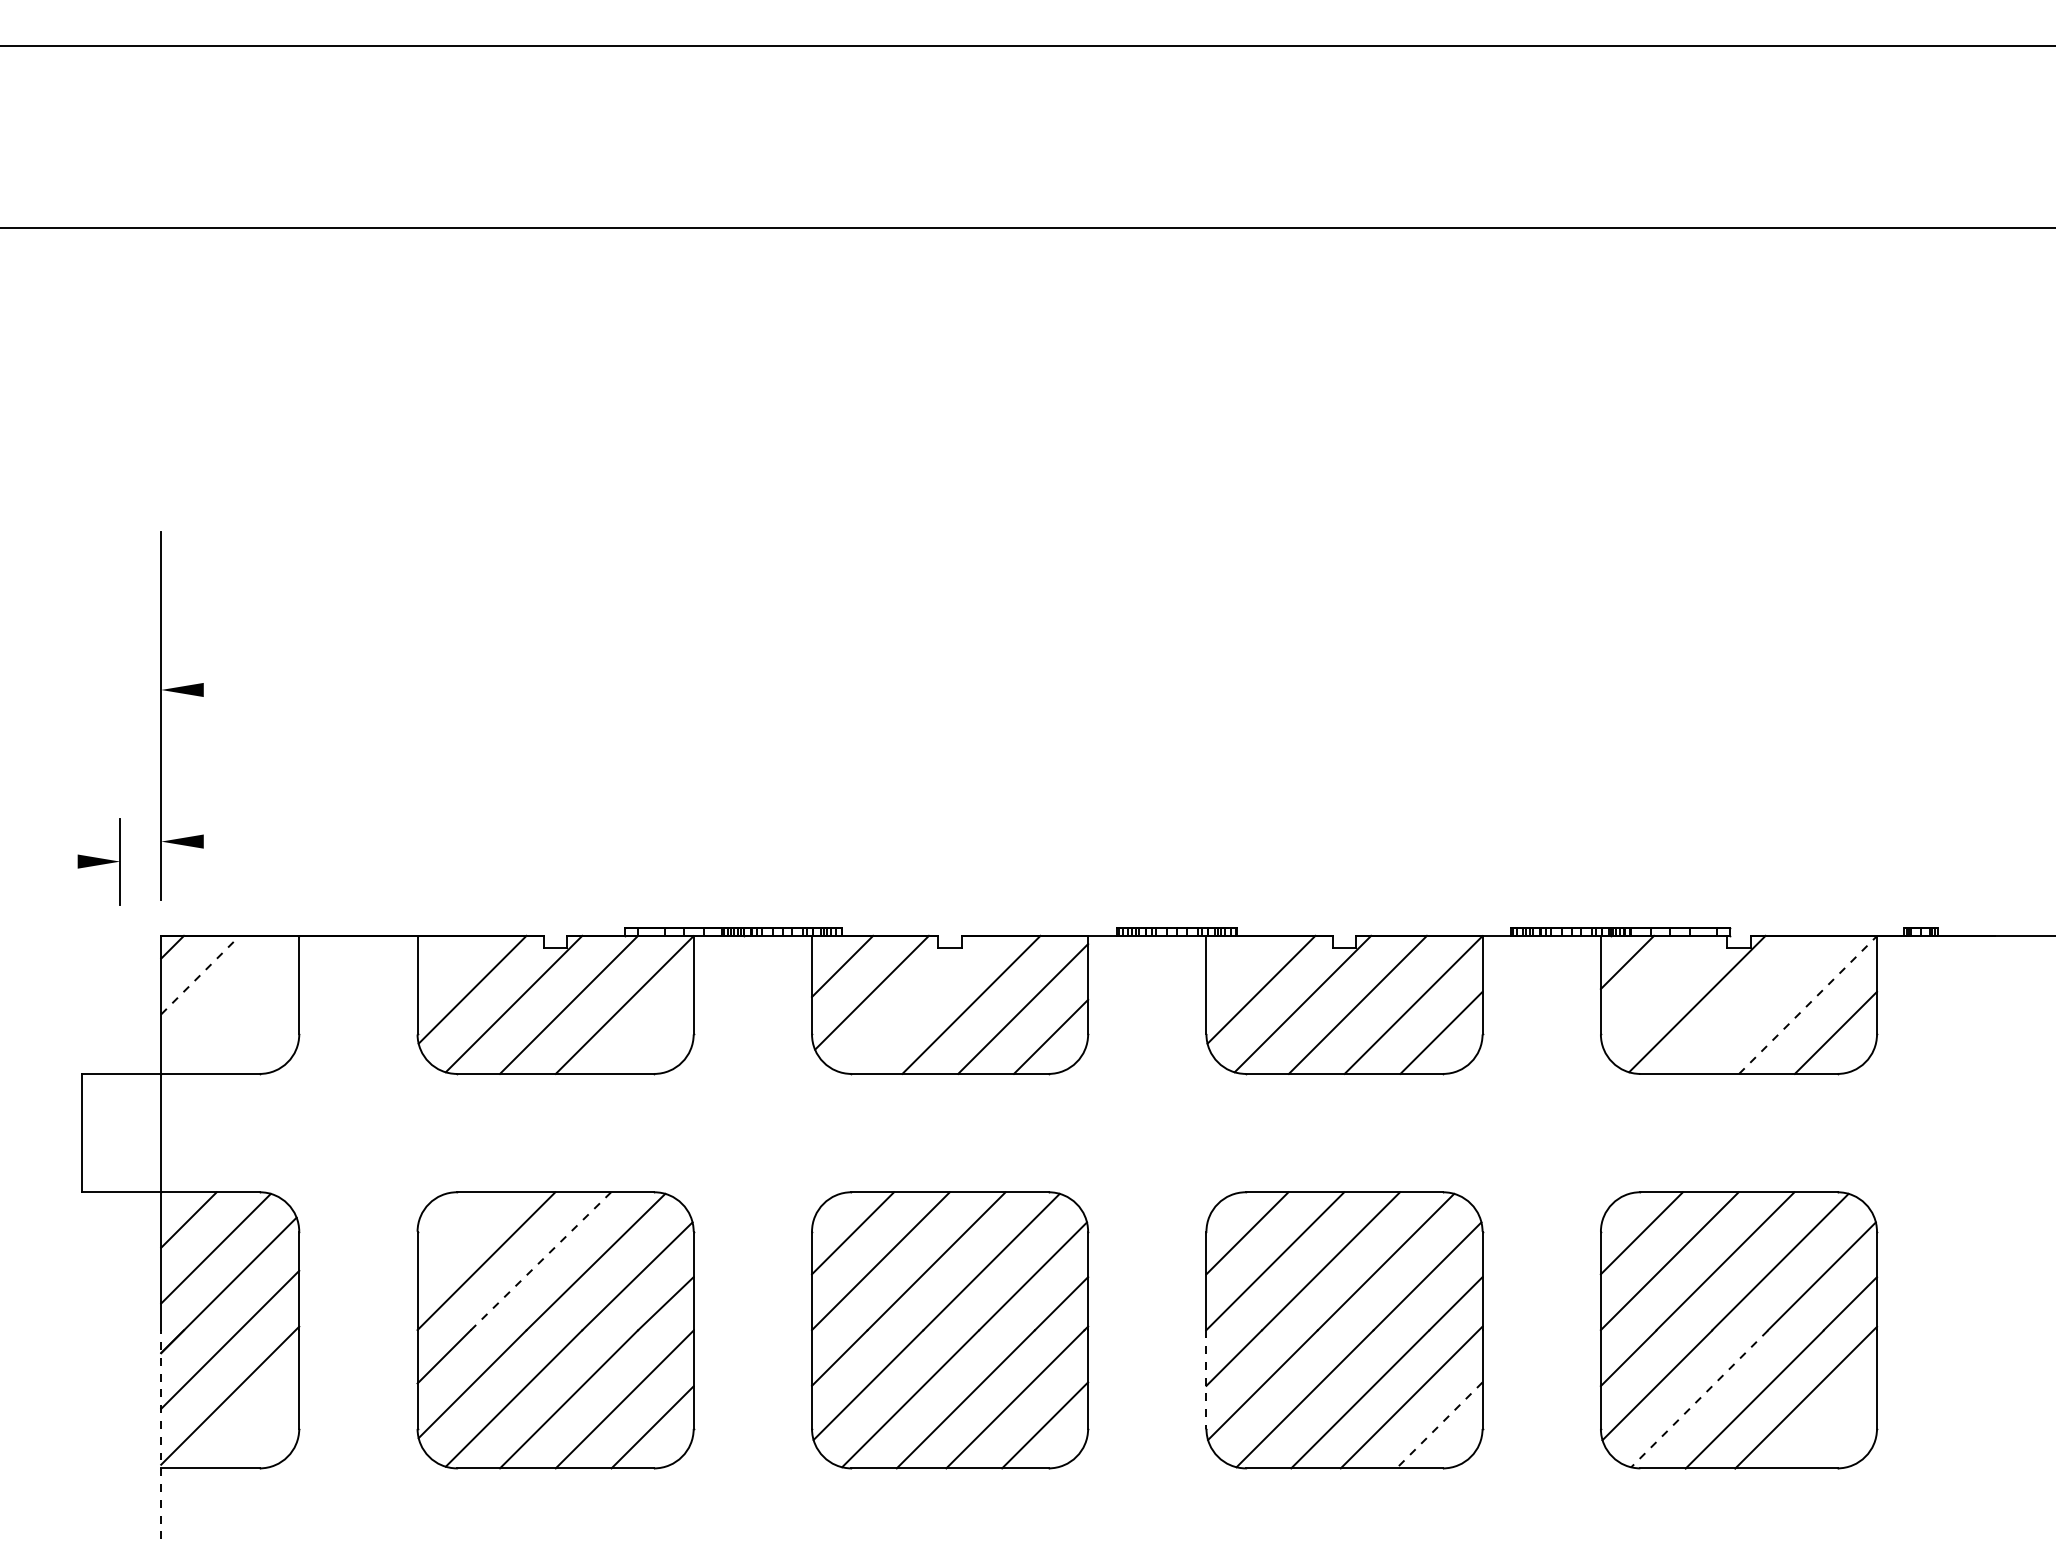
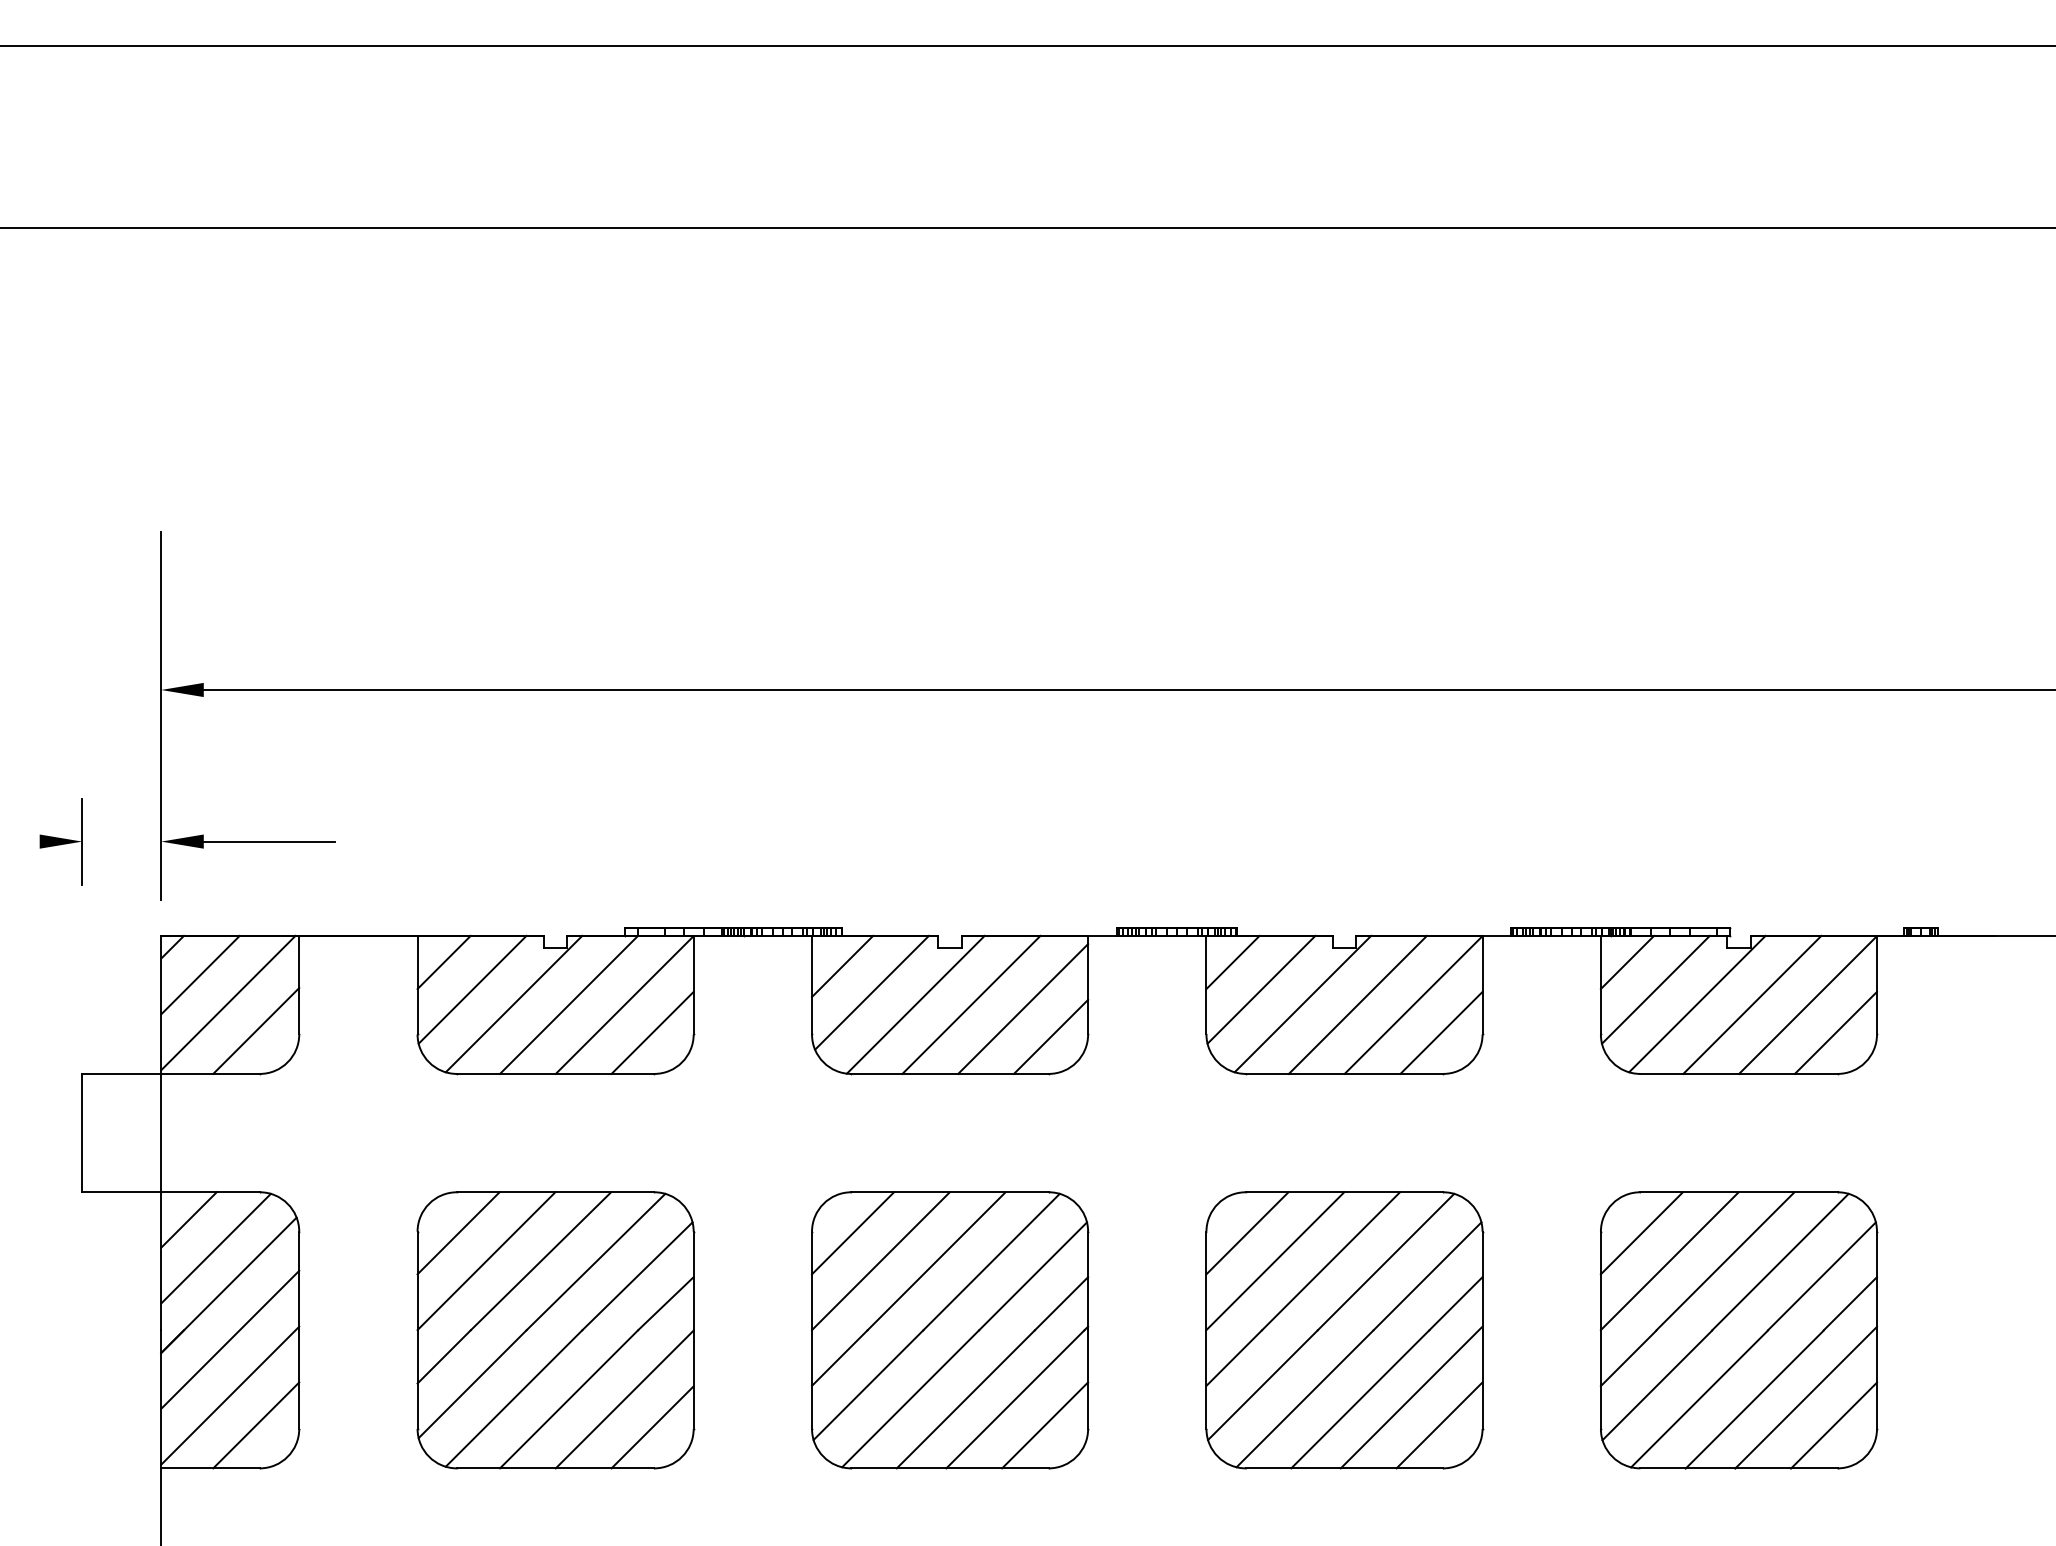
line: none -> present (1127, 689)
line: none -> present (268, 841)
part position: (98, 861) -> (60, 841) (60, 841)
line: none -> present (443, 962)
line: none -> present (1232, 962)
line: dashed -> solid (200, 975)
line: none -> present (1655, 989)
line: none -> present (228, 1002)
line: none -> present (915, 1004)
line: none -> present (1752, 1004)
line: dashed -> solid (1808, 1004)
line: none -> present (256, 1030)
line: none -> present (652, 1032)
line: none -> present (458, 1233)
line: dashed -> solid (540, 1261)
line: dashed -> solid (1206, 1380)
line: dashed -> solid (1699, 1399)
line: none -> present (256, 1425)
line: dashed -> solid (1439, 1425)
line: none -> present (1834, 1425)
line: dashed -> solid (161, 1437)
